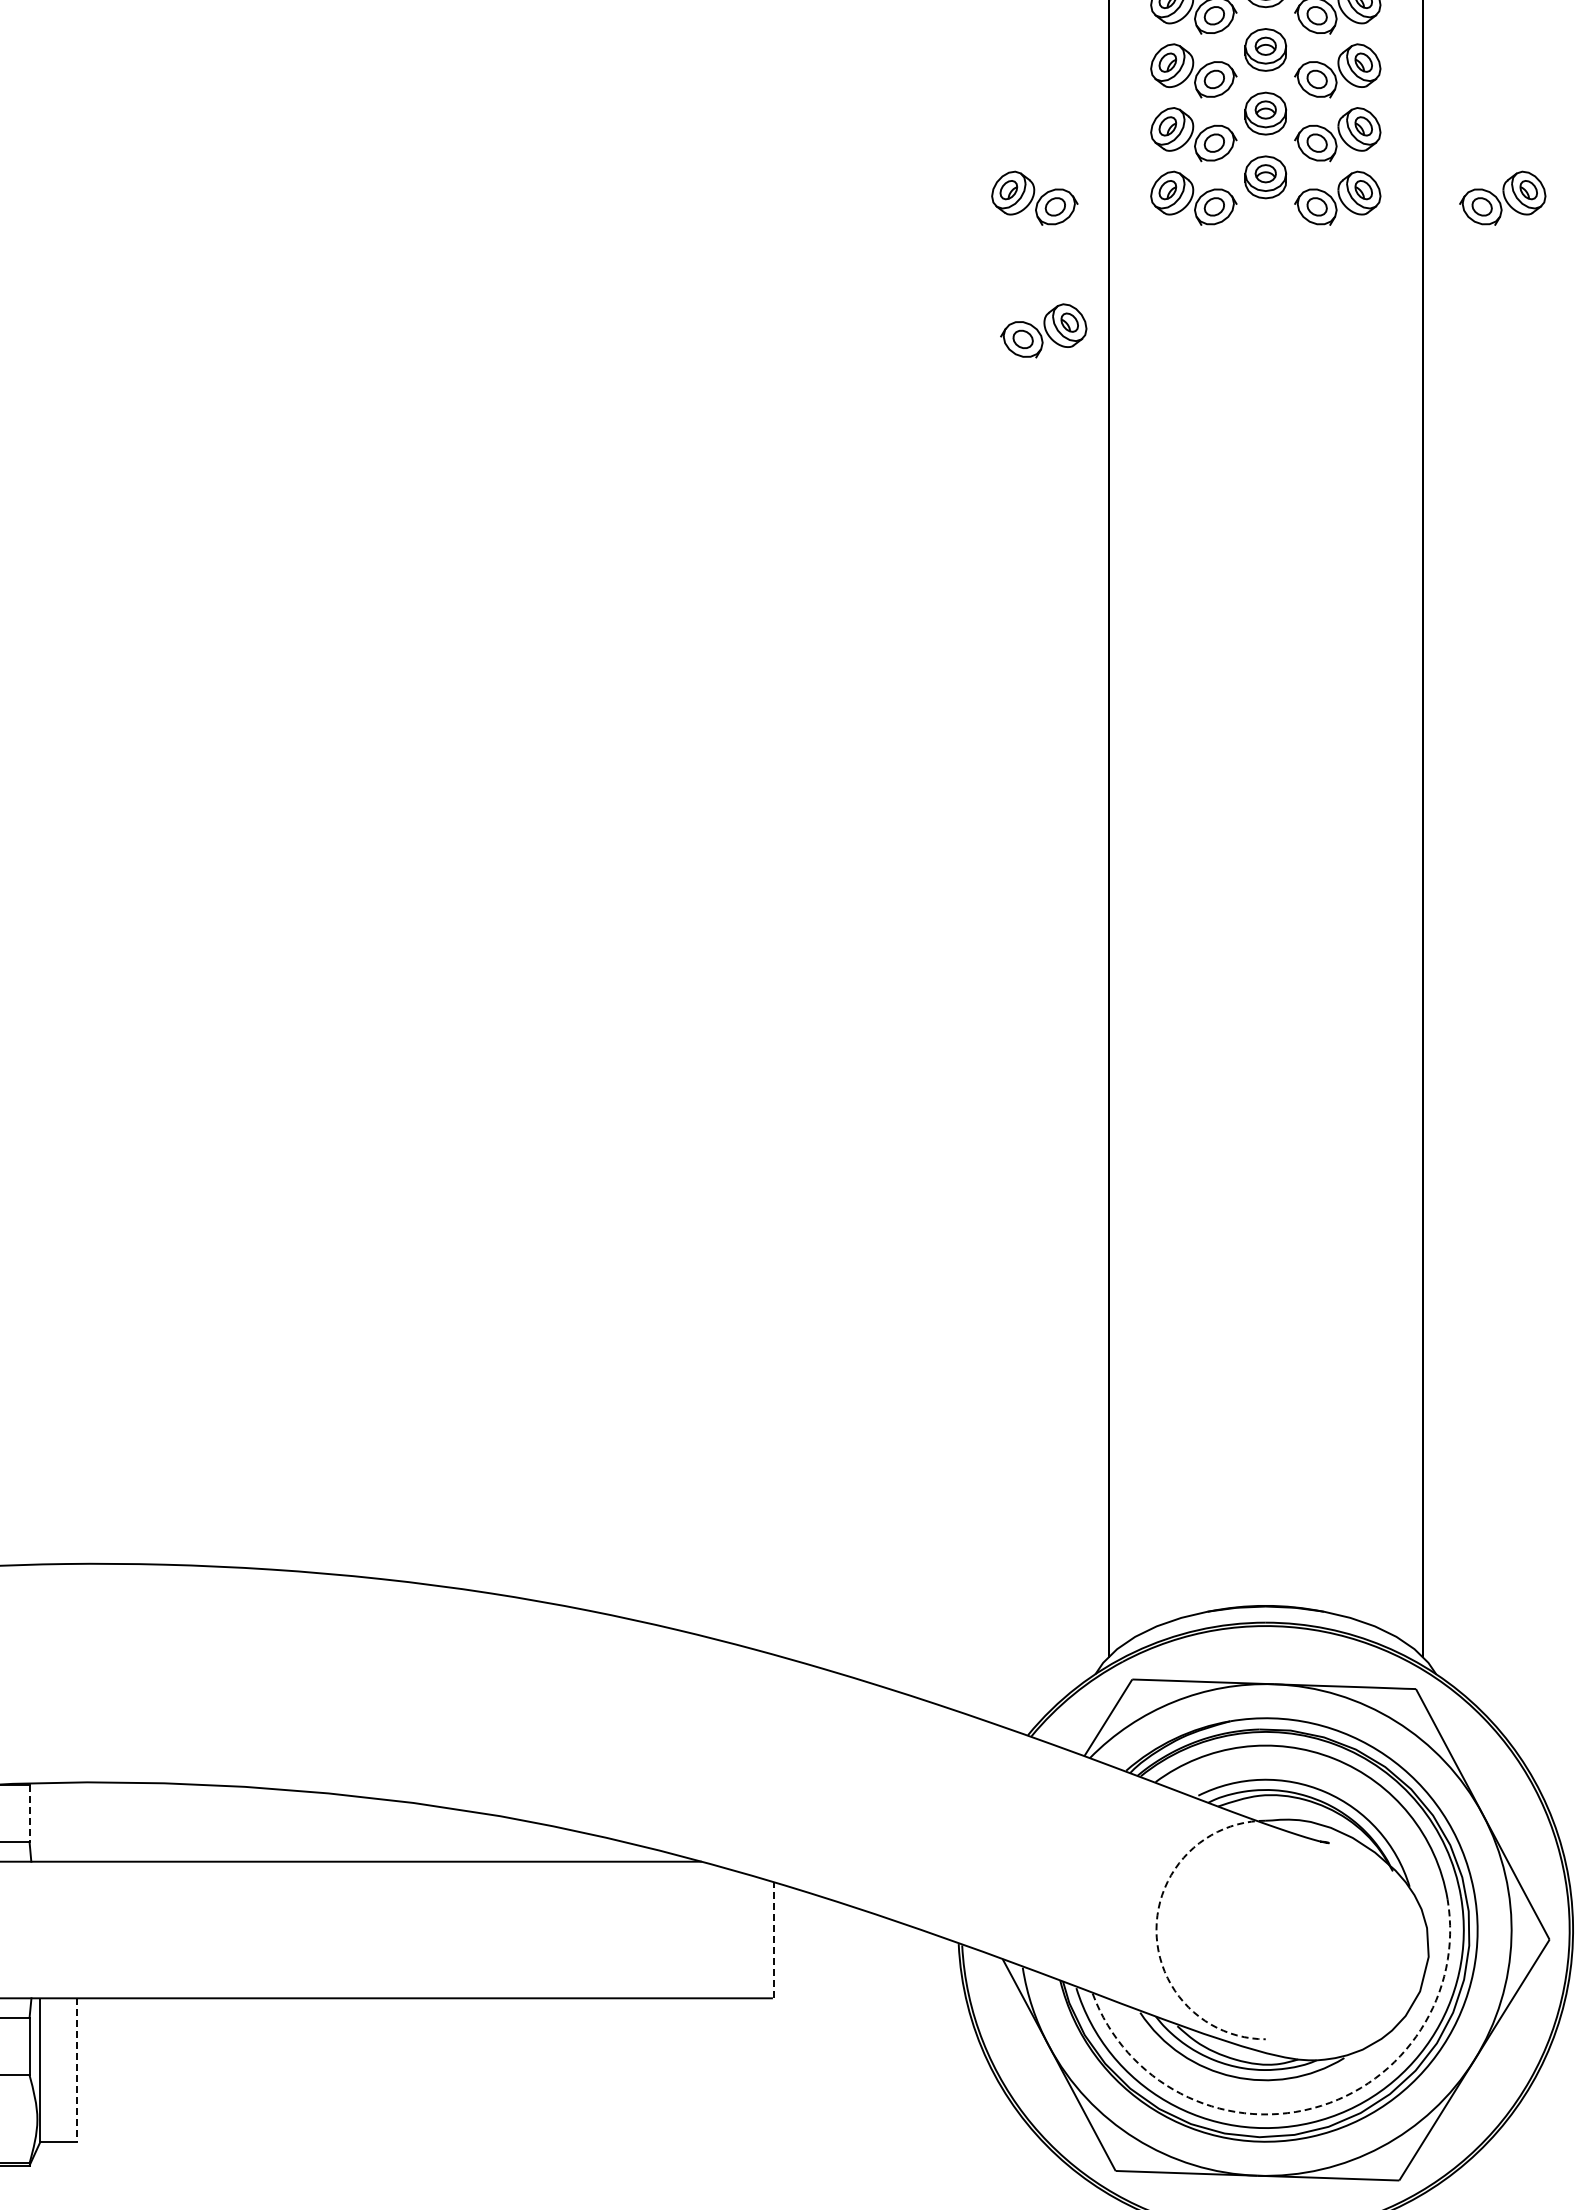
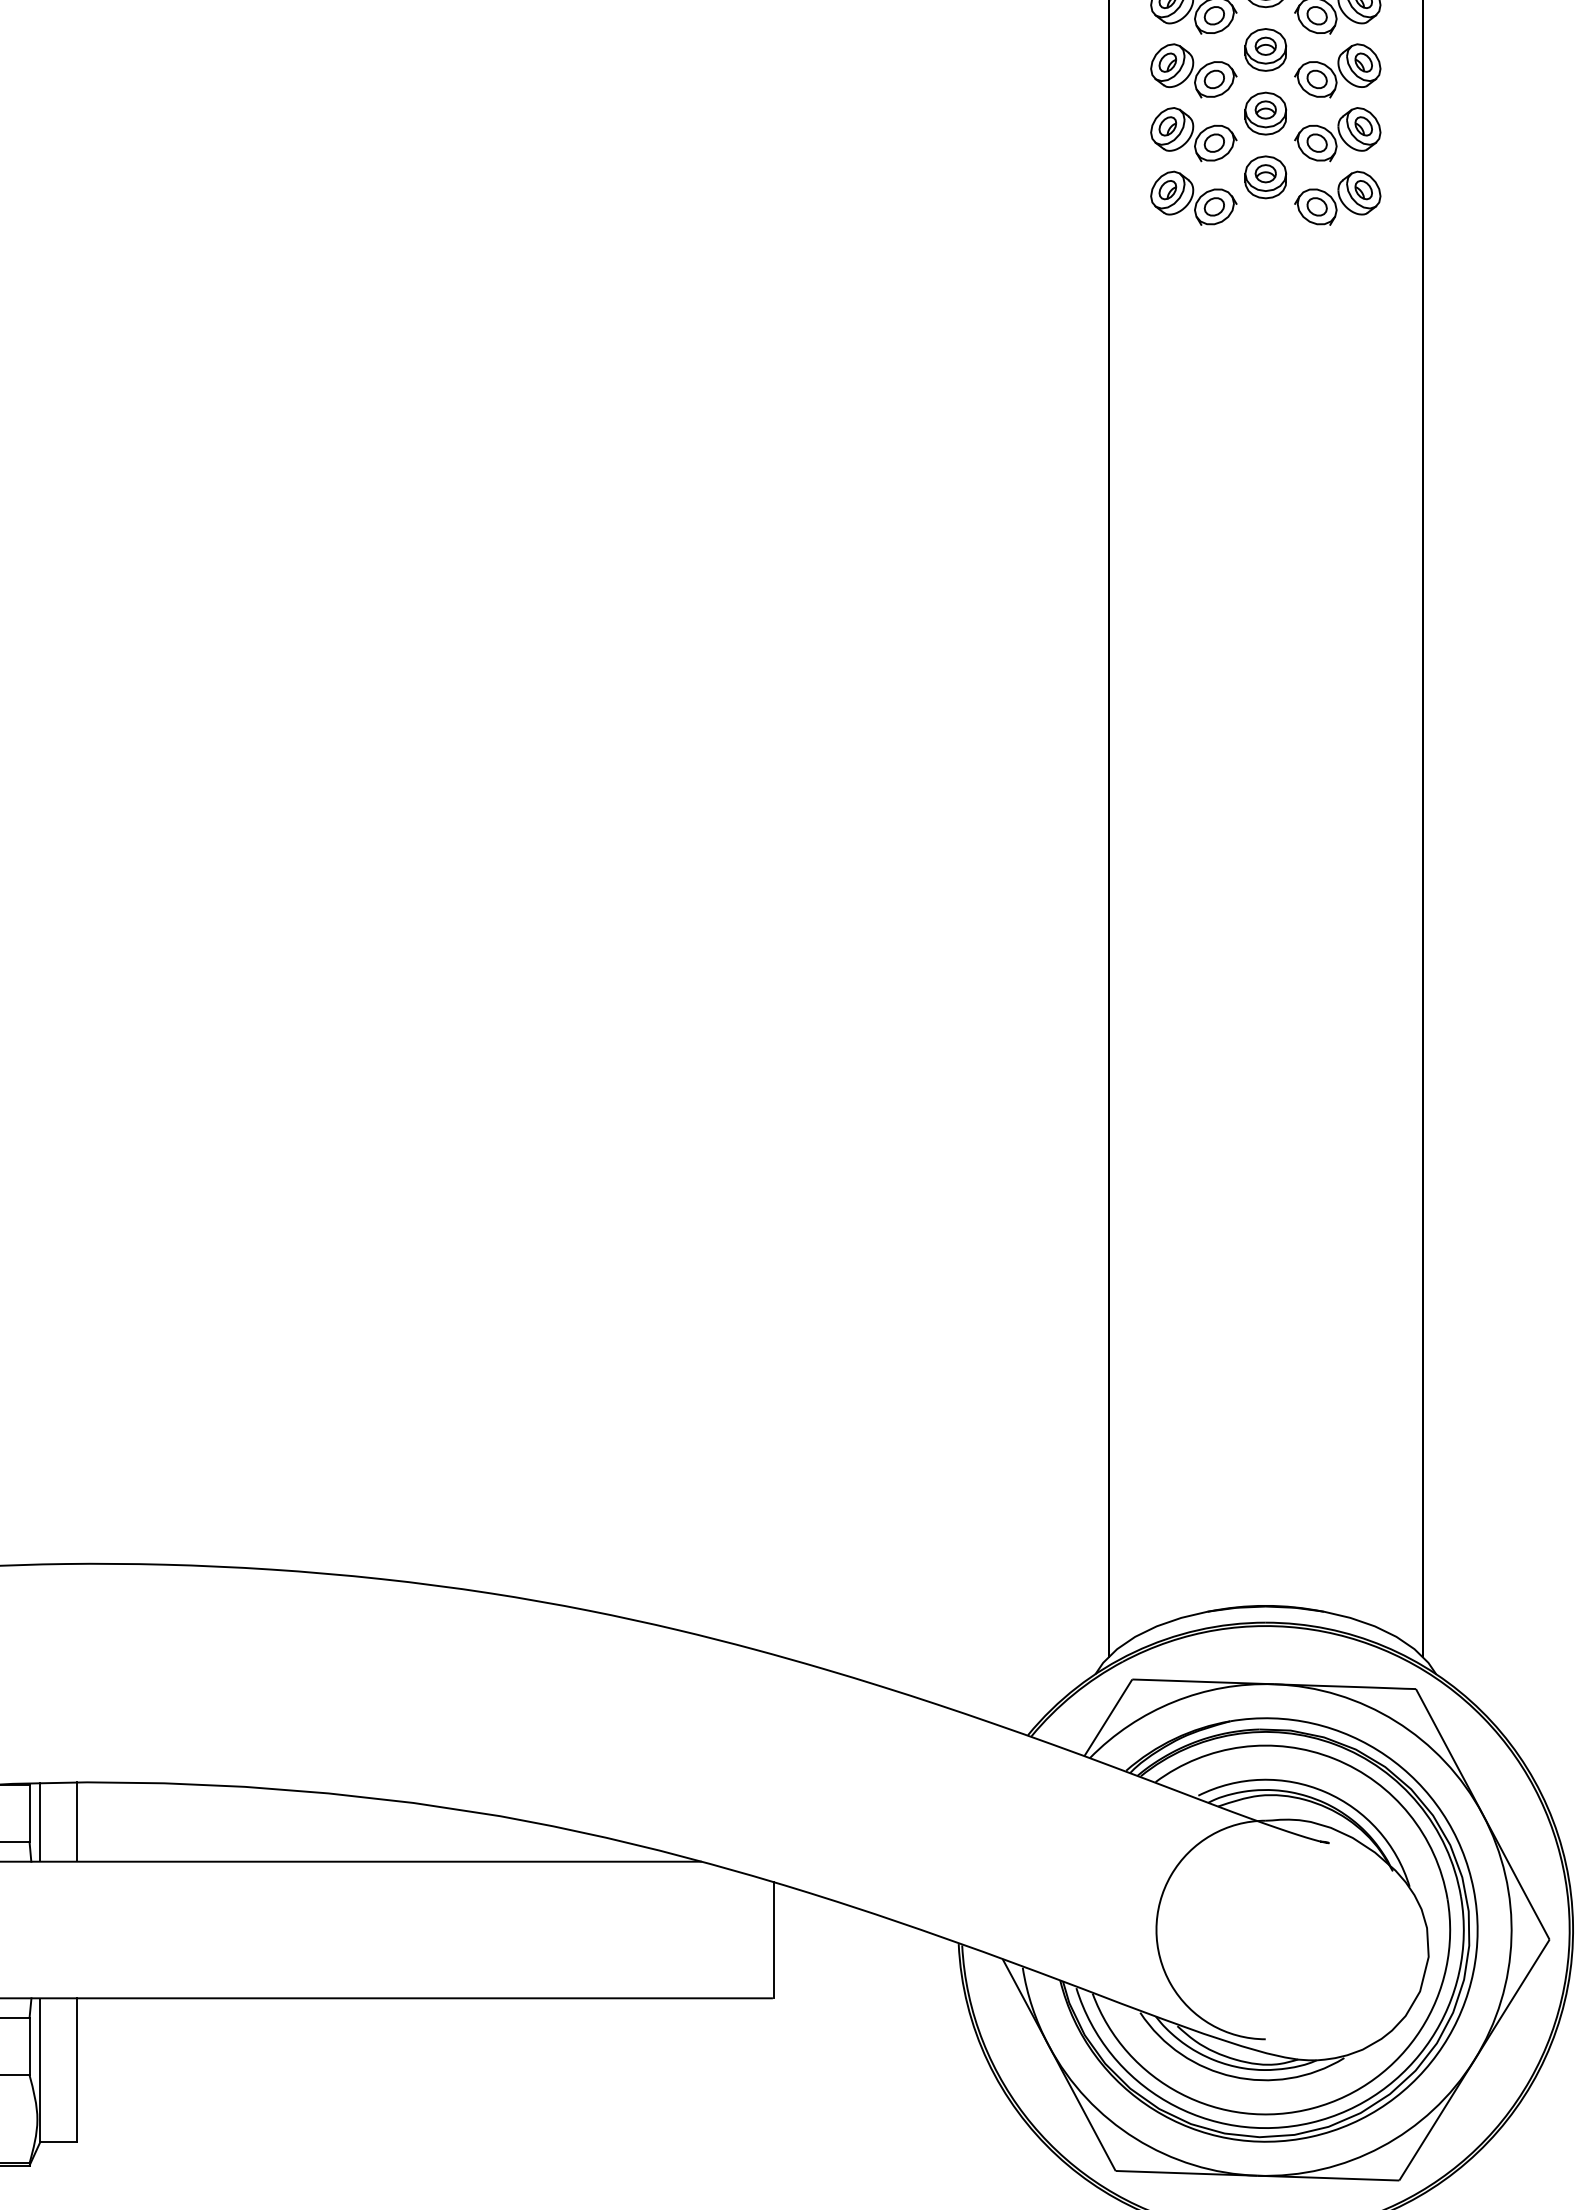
part: present -> none (1034, 197)
part: present -> none (1502, 197)
part: present -> none (1043, 330)
line: dashed -> solid (29, 1813)
line: none -> present (40, 1821)
line: none -> present (77, 1821)
arc: dashed -> solid (1156, 1929)
line: dashed -> solid (773, 1939)
line: dashed -> solid (77, 2070)
arc: dashed -> solid (1313, 2108)
